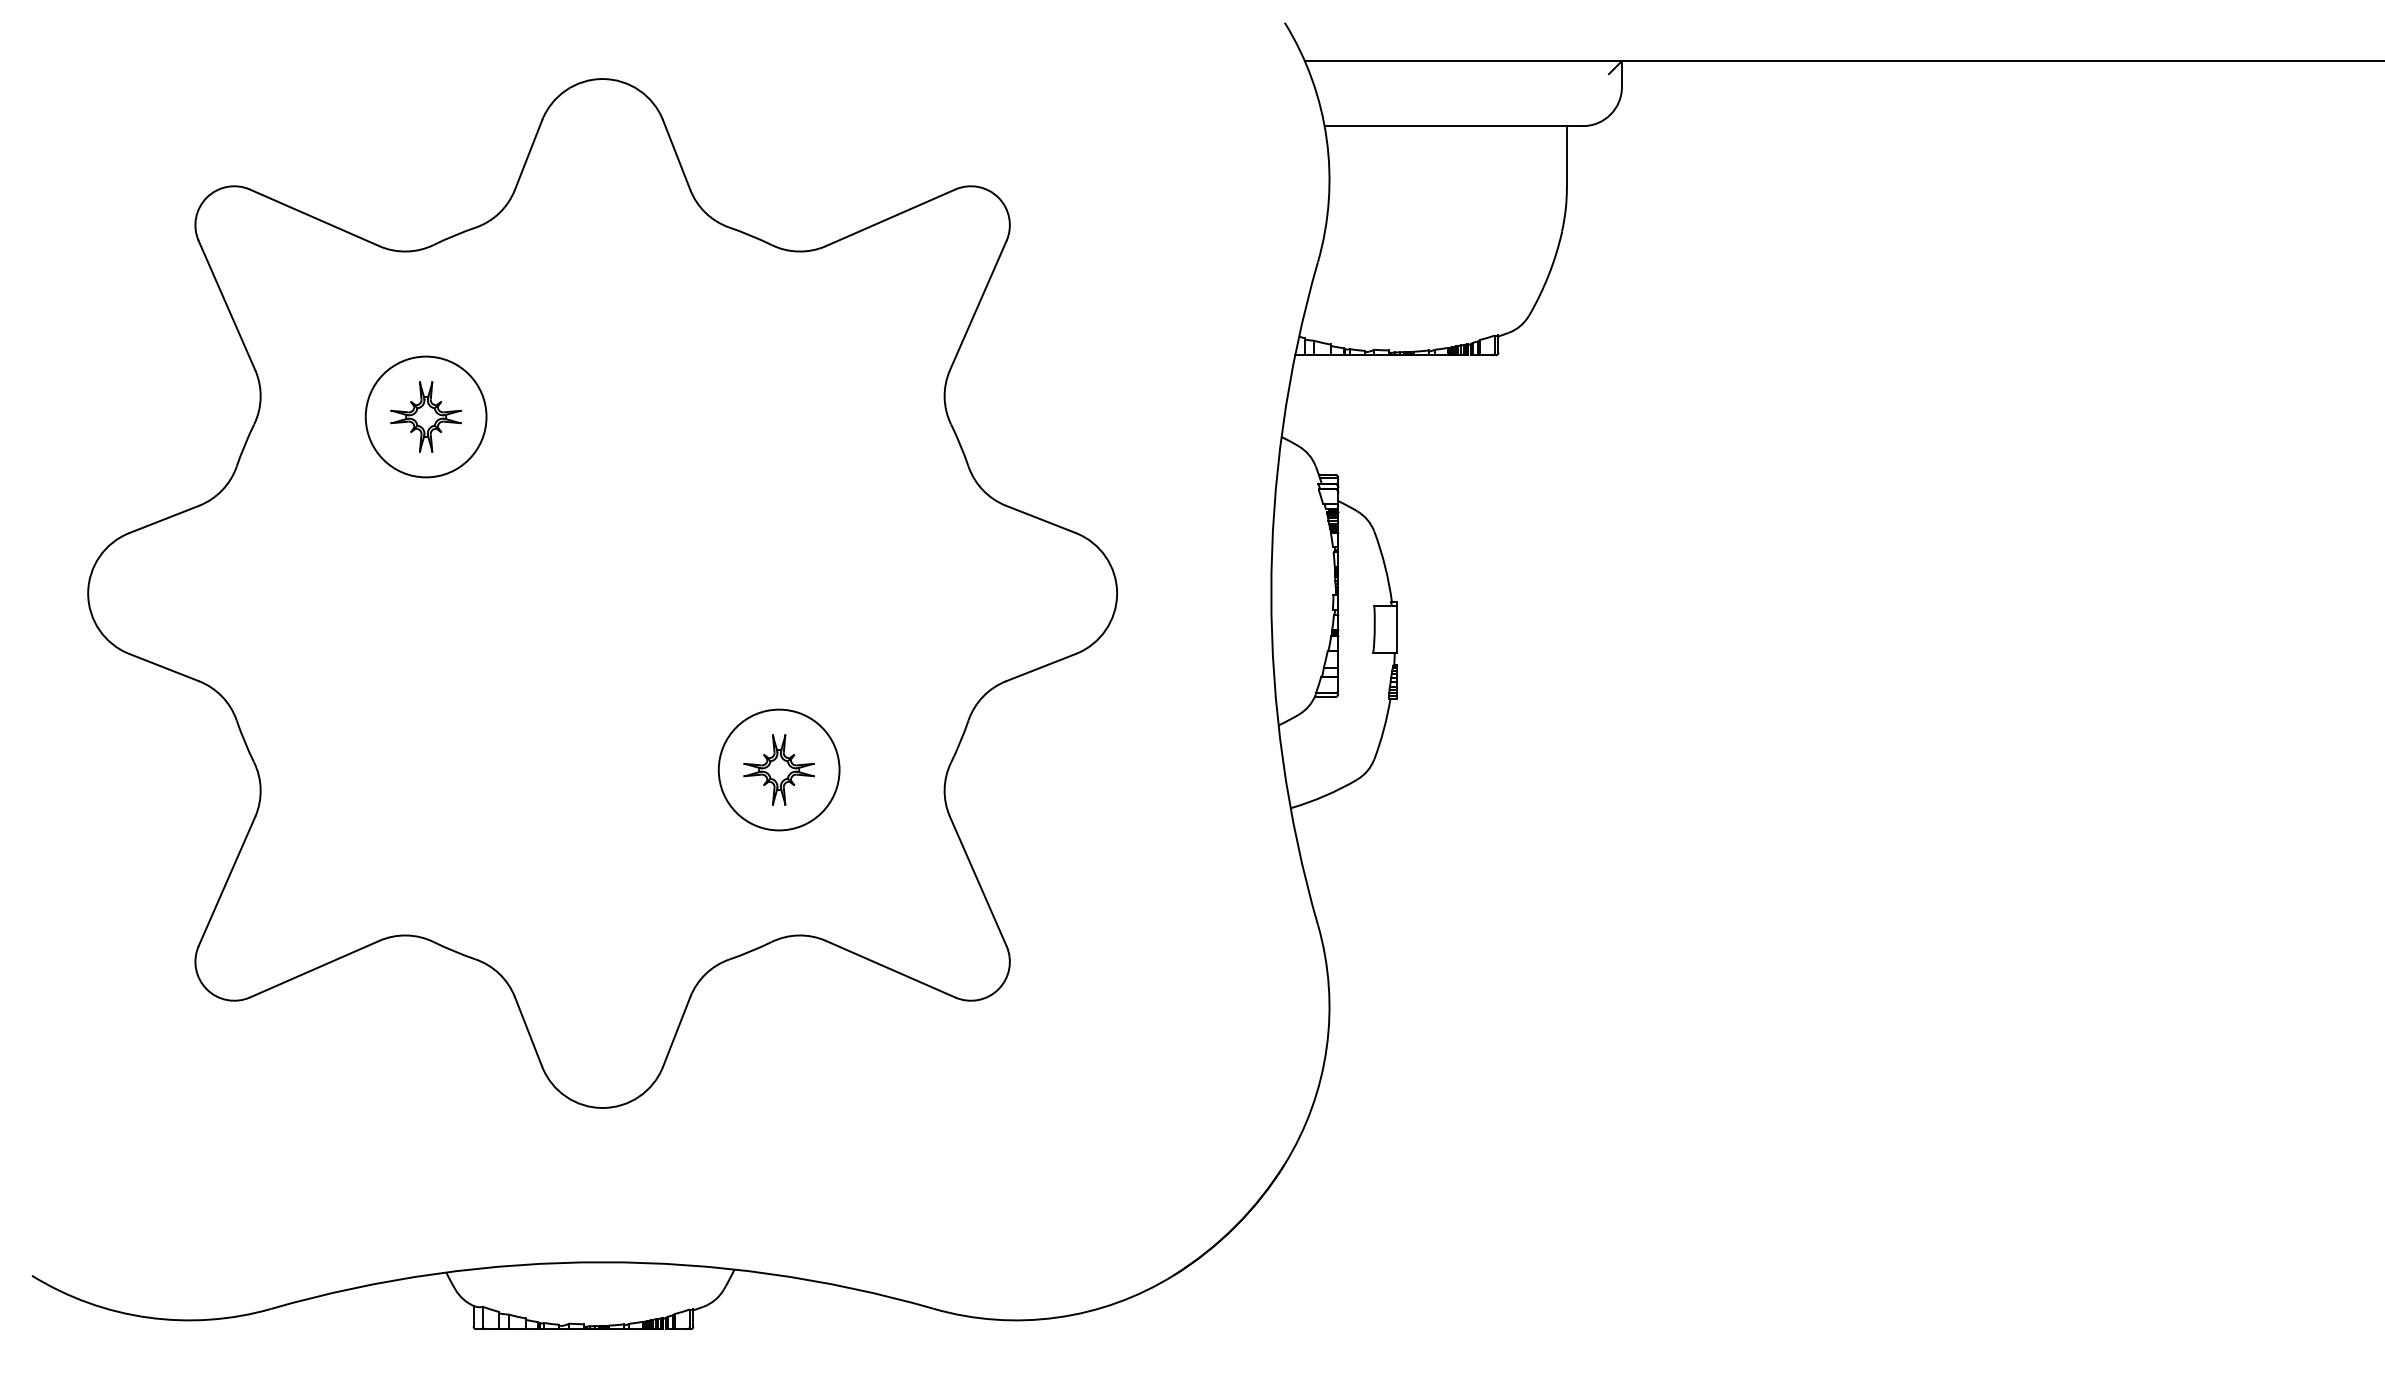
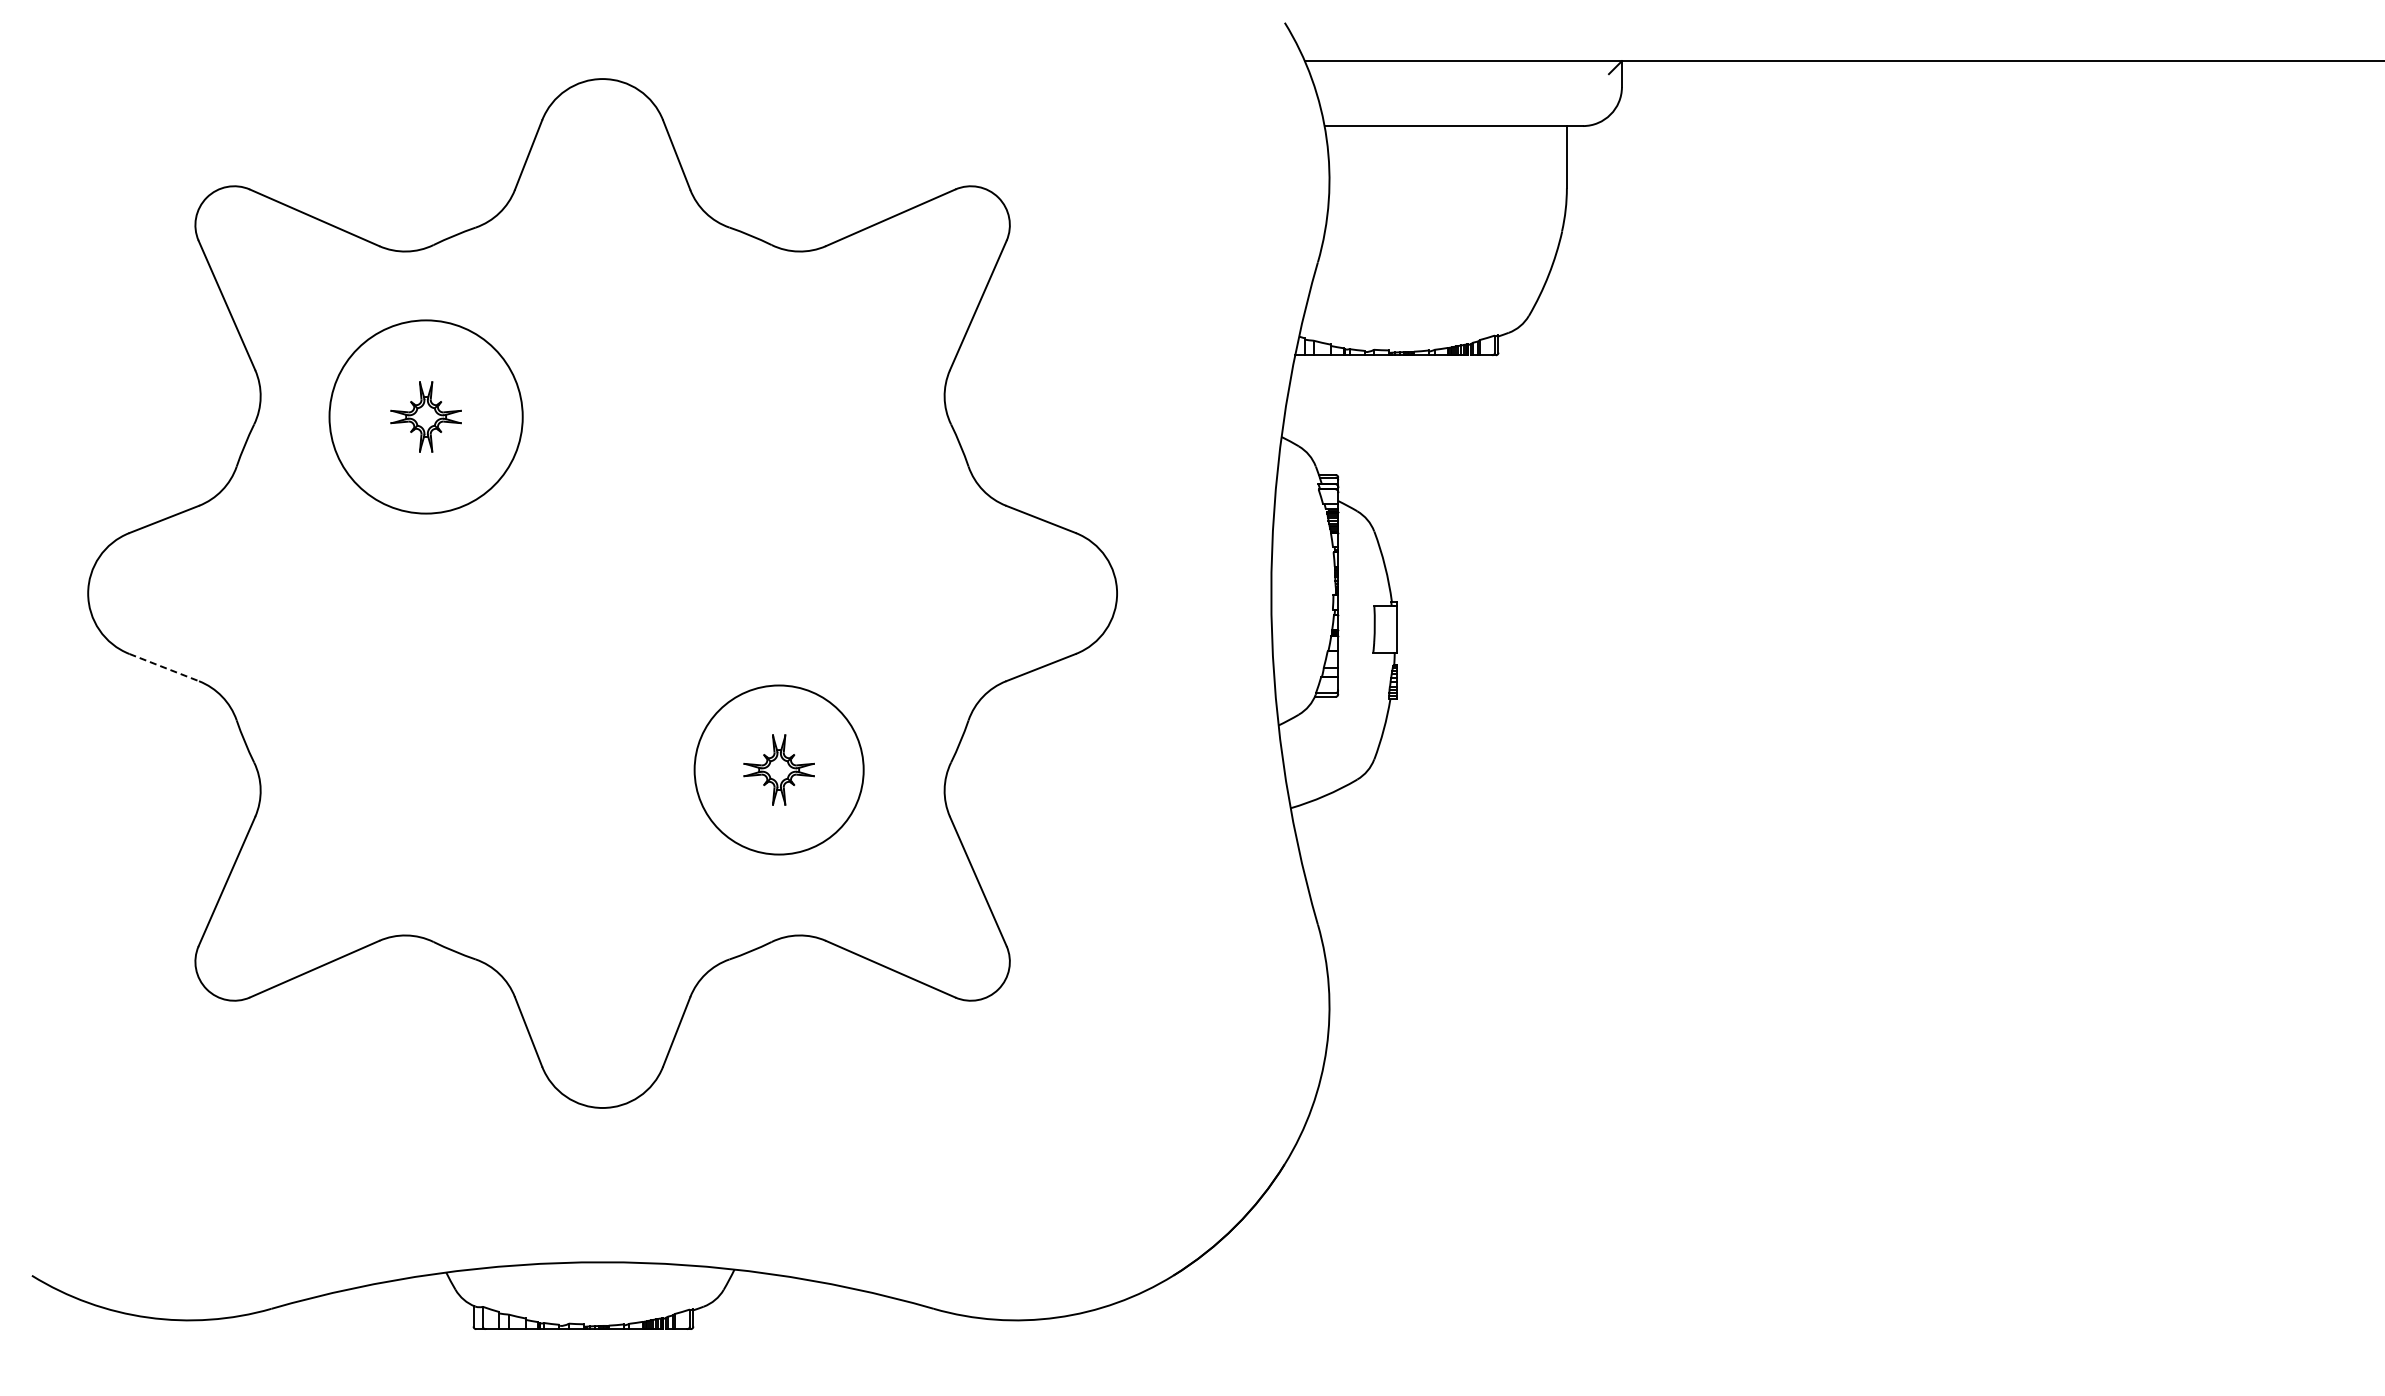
circle diameter: 121 px -> 193 px (425, 416)
line: solid -> dashed (164, 667)
circle diameter: 121 px -> 169 px (778, 769)
